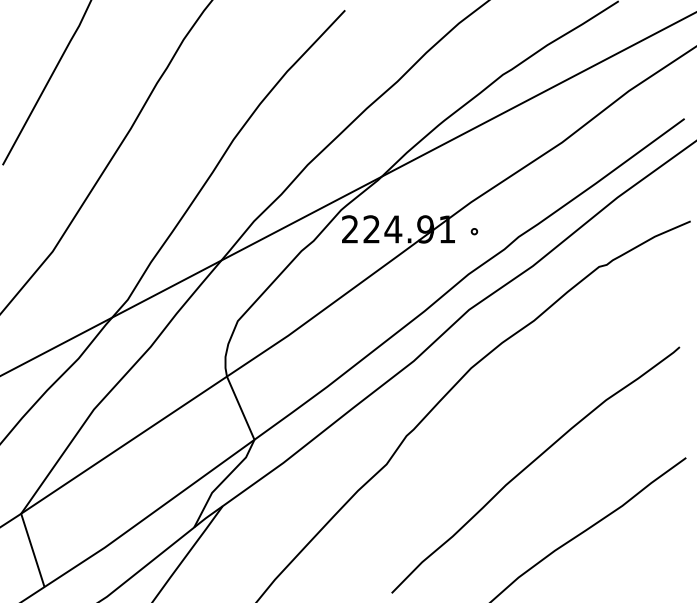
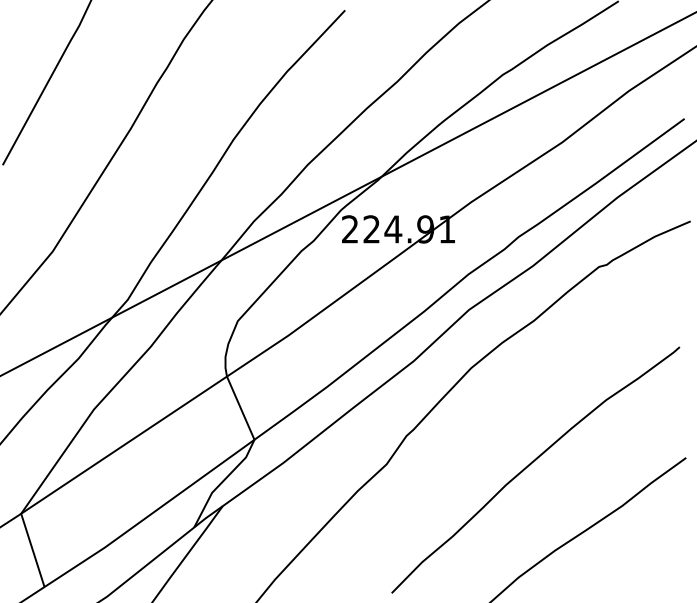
part: present -> none (474, 231)
